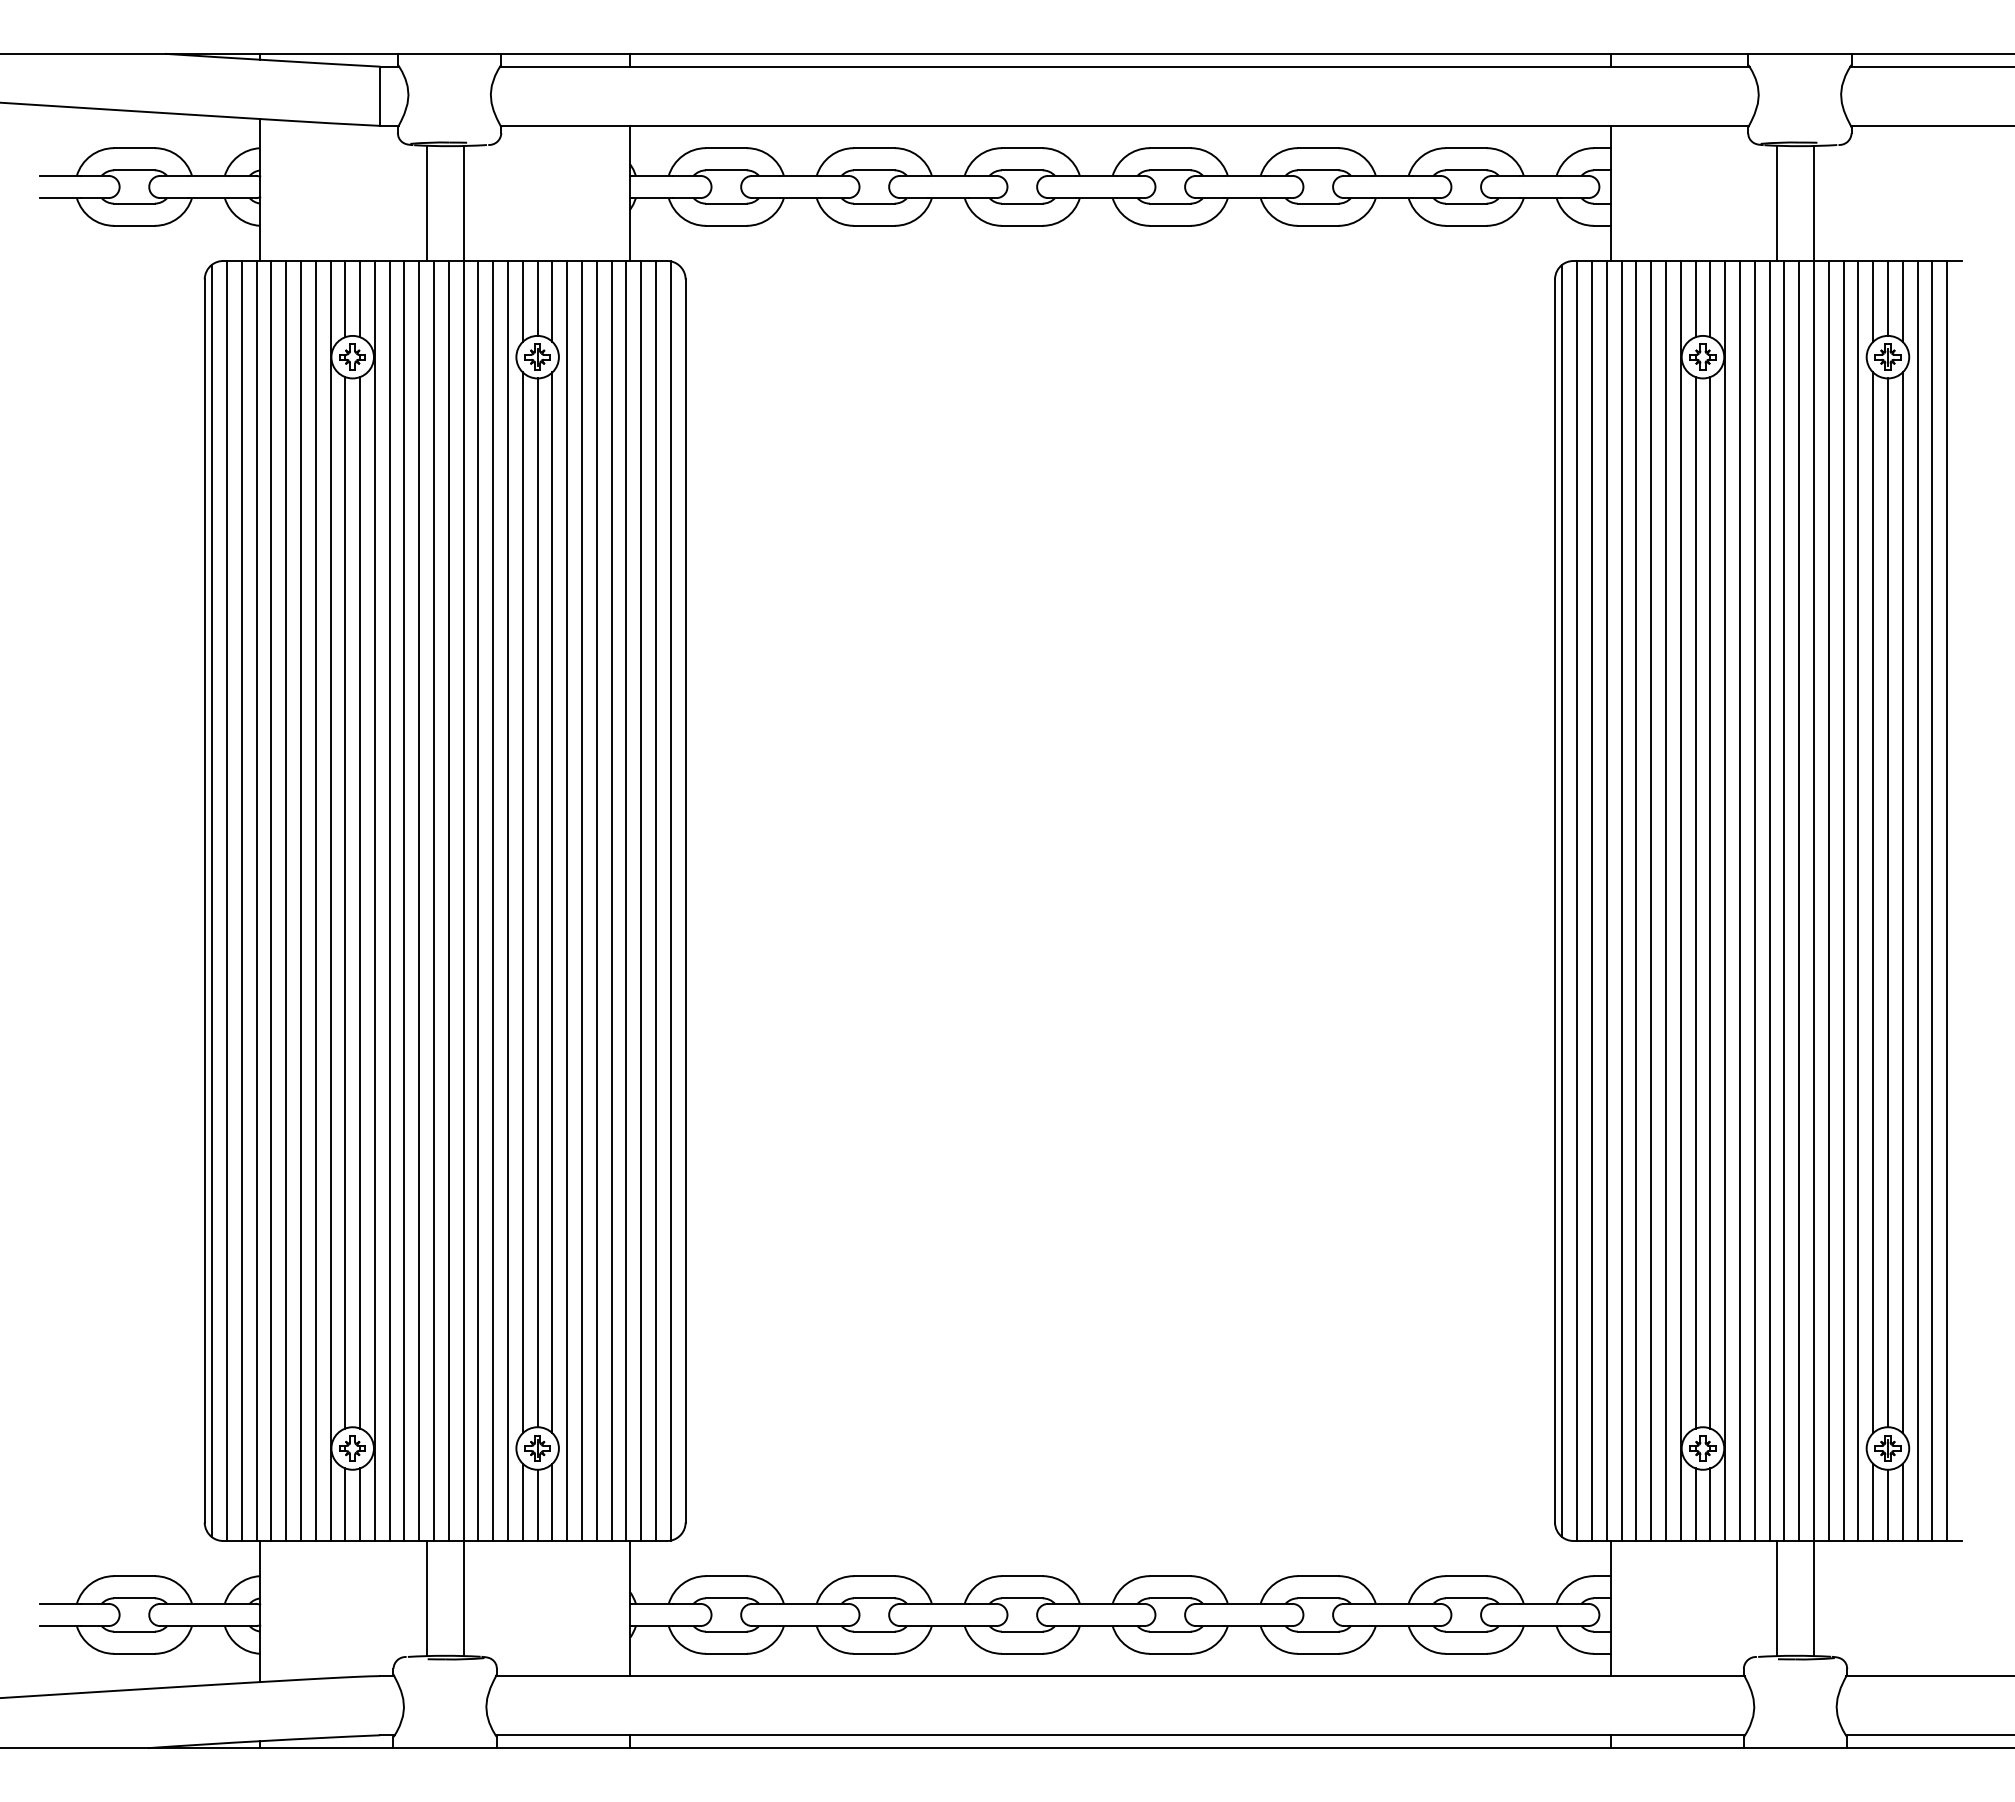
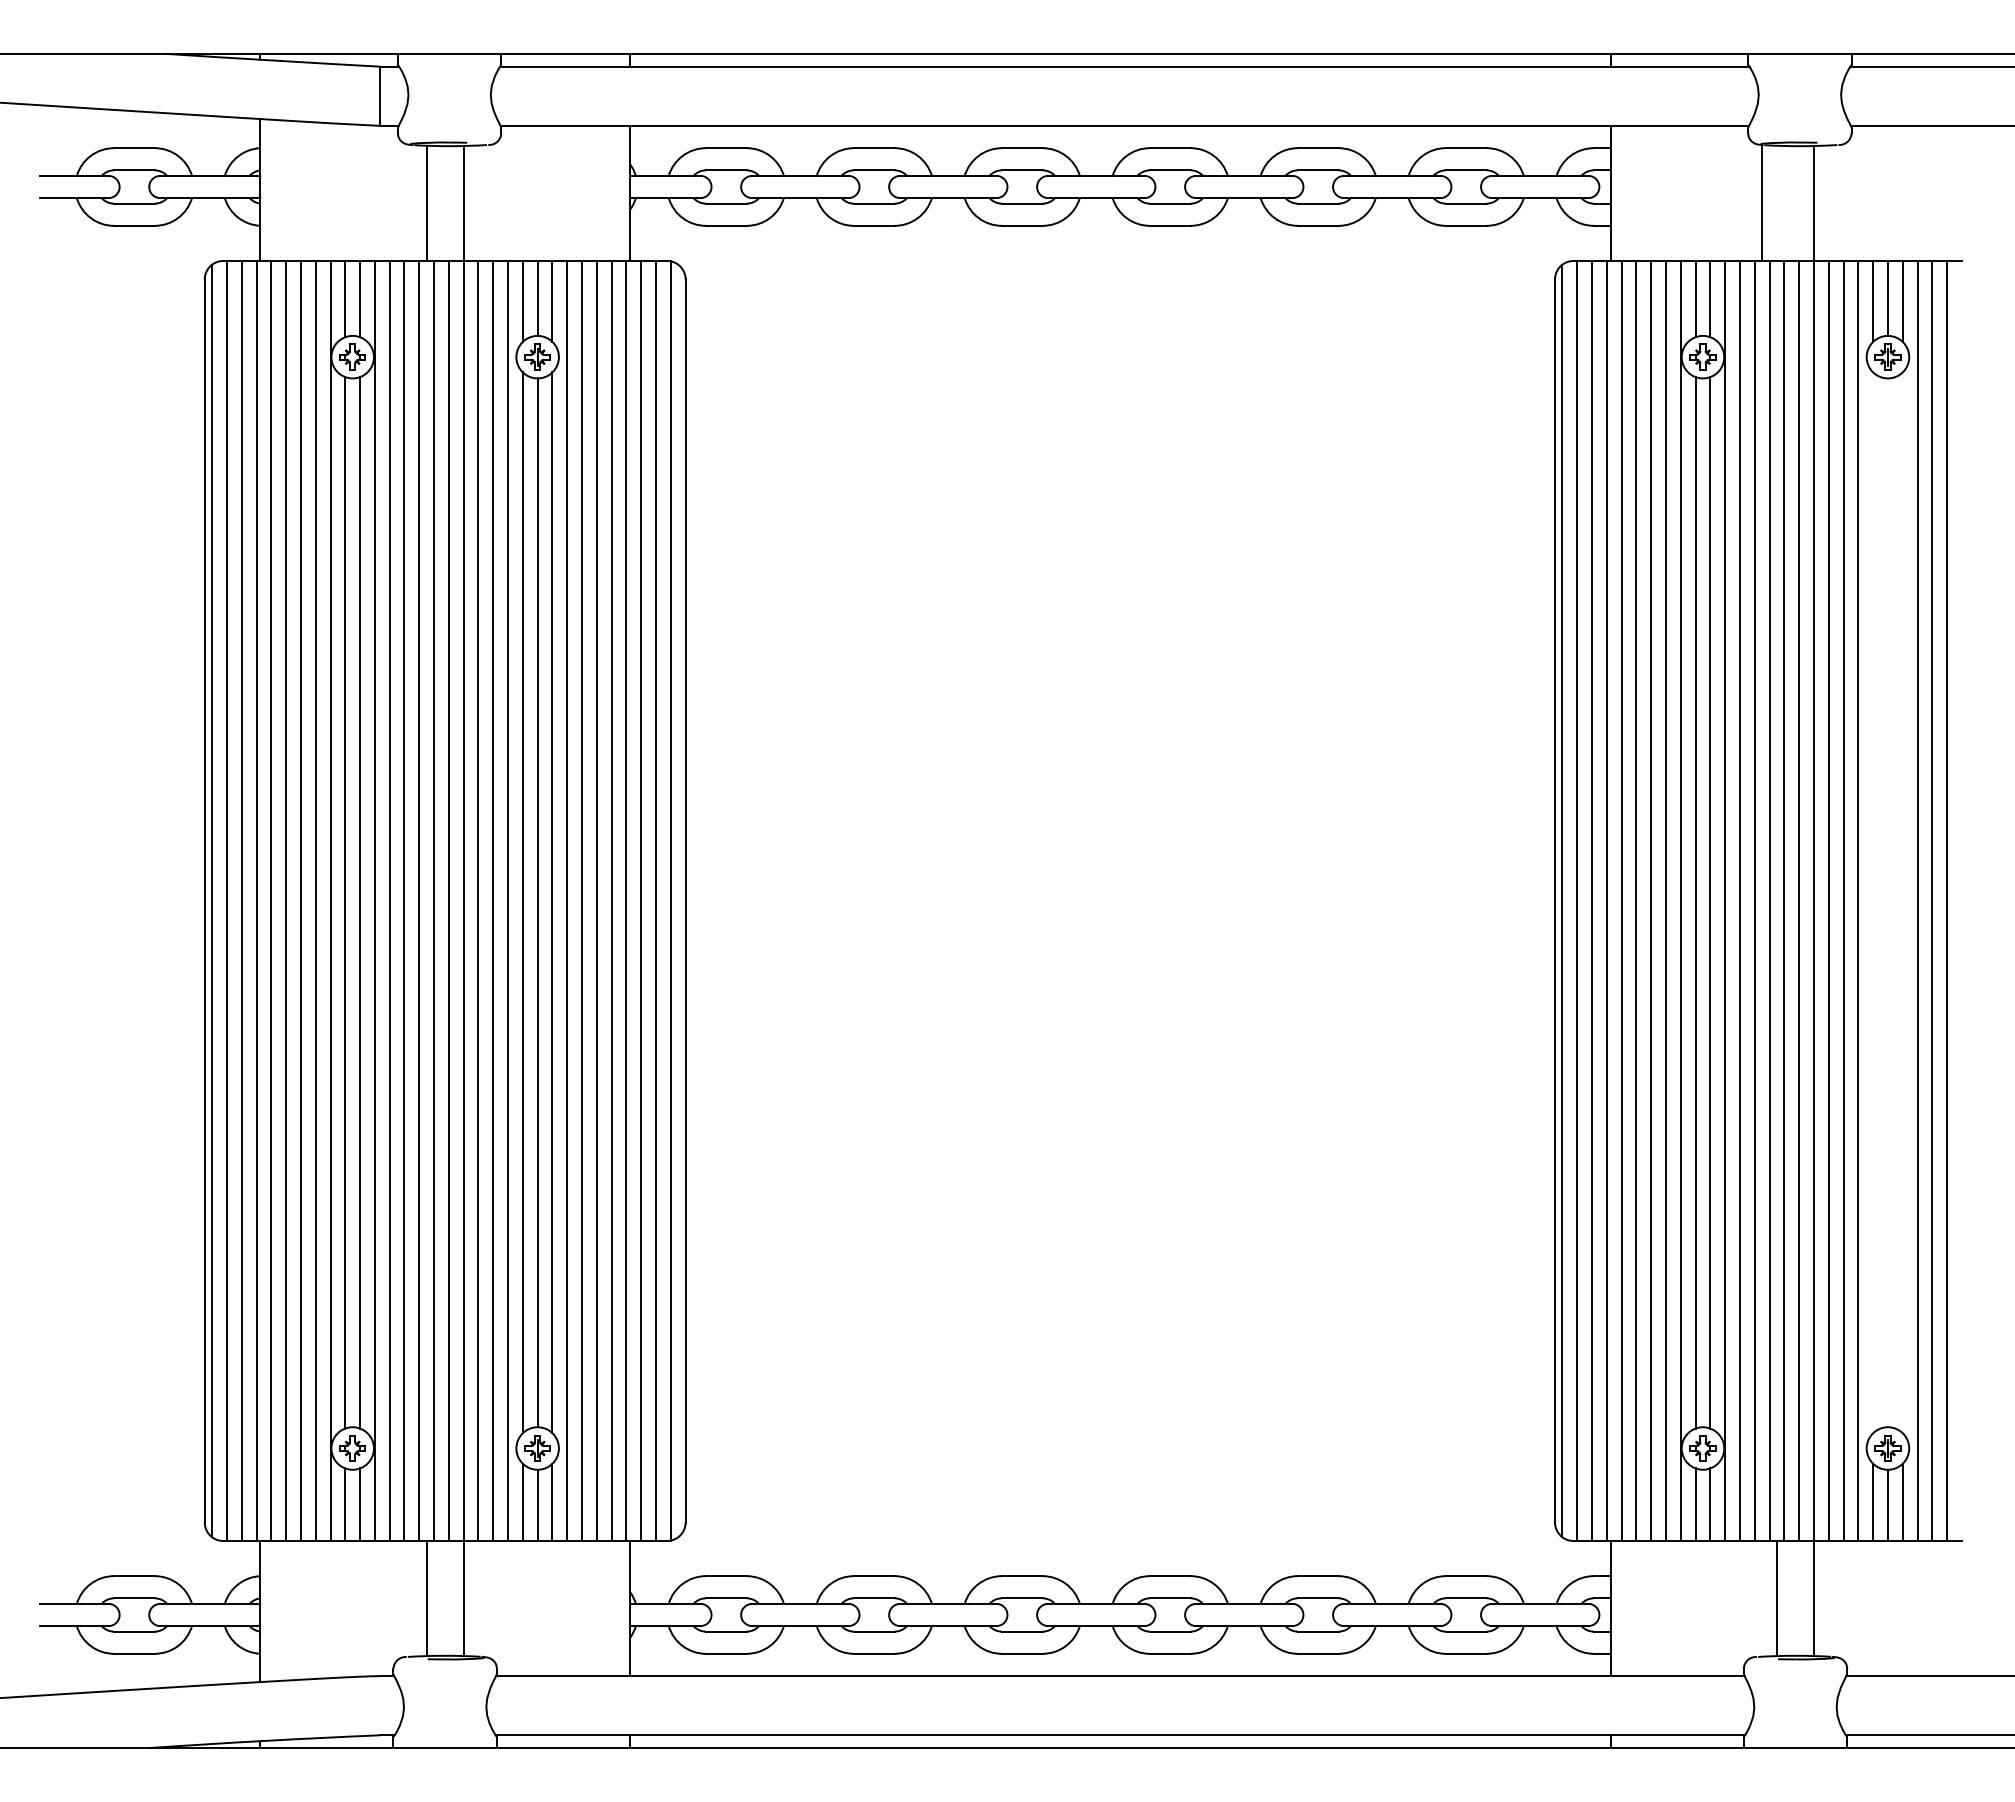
line position: (1776, 203) -> (1761, 203) (1761, 203)
line: present -> none (1873, 902)
line: present -> none (1887, 902)
line: present -> none (1902, 902)
